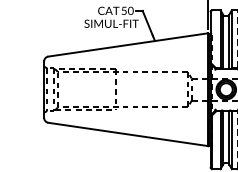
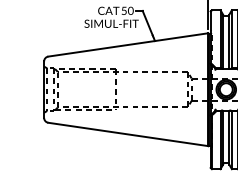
line: dashed -> solid (237, 39)
line: dashed -> solid (237, 140)
